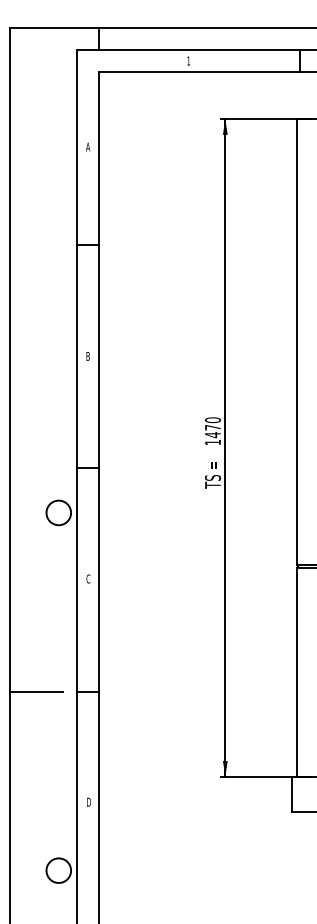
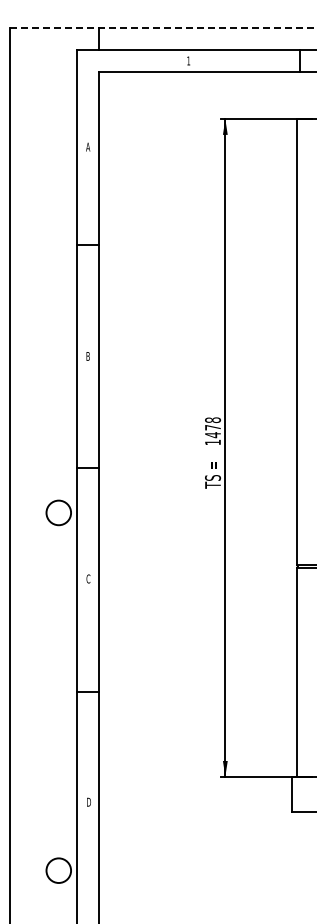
line: solid -> dashed (163, 27)
text: 1470 -> 1478 (212, 420)
line: present -> none (36, 691)
